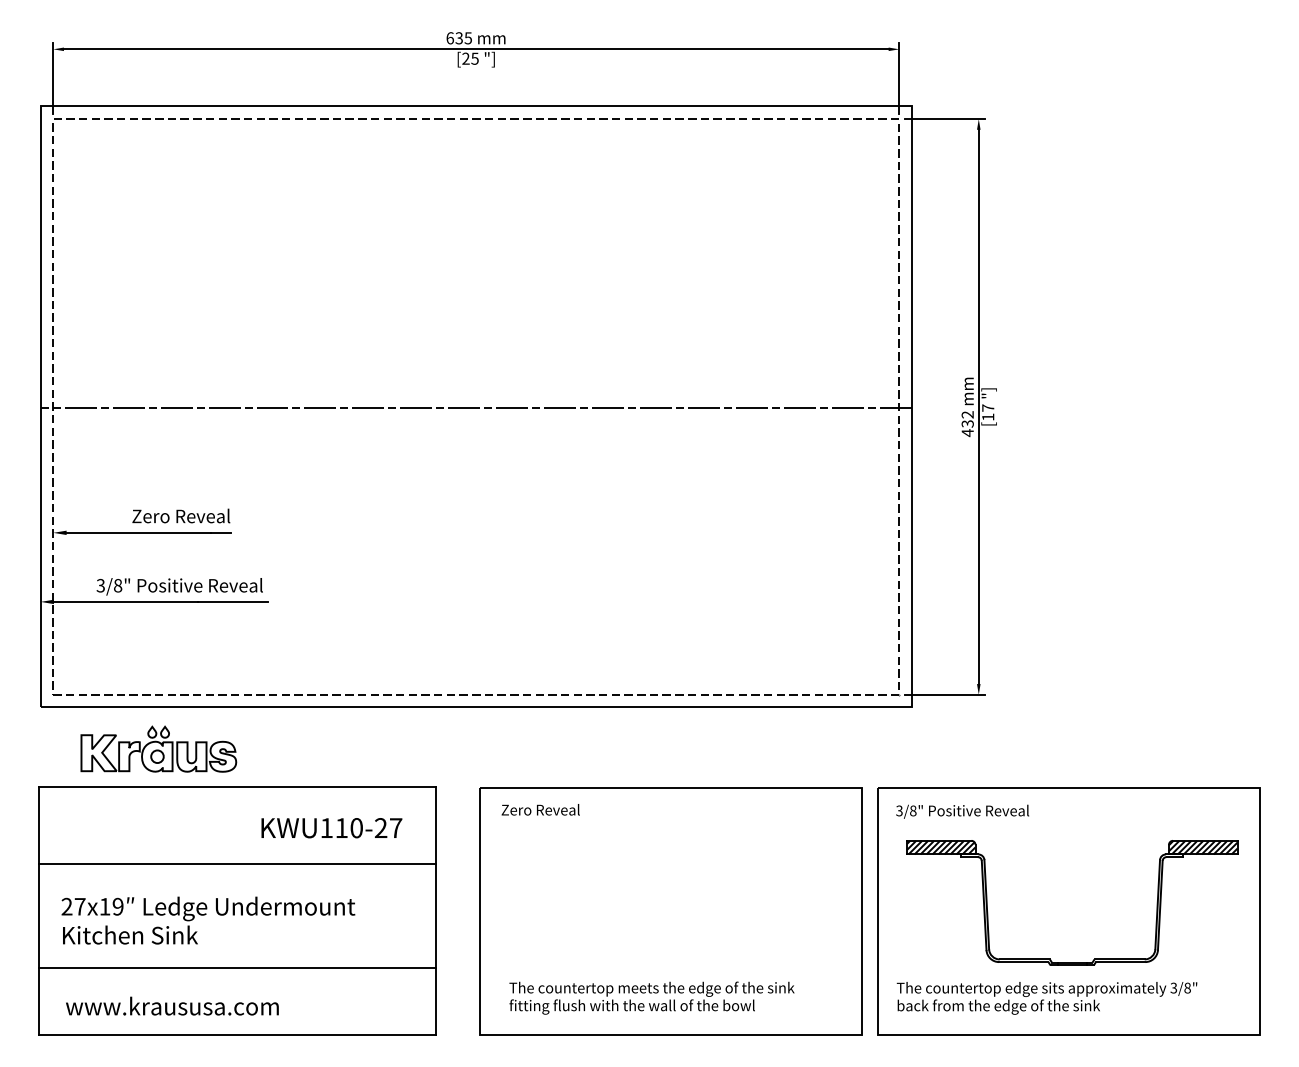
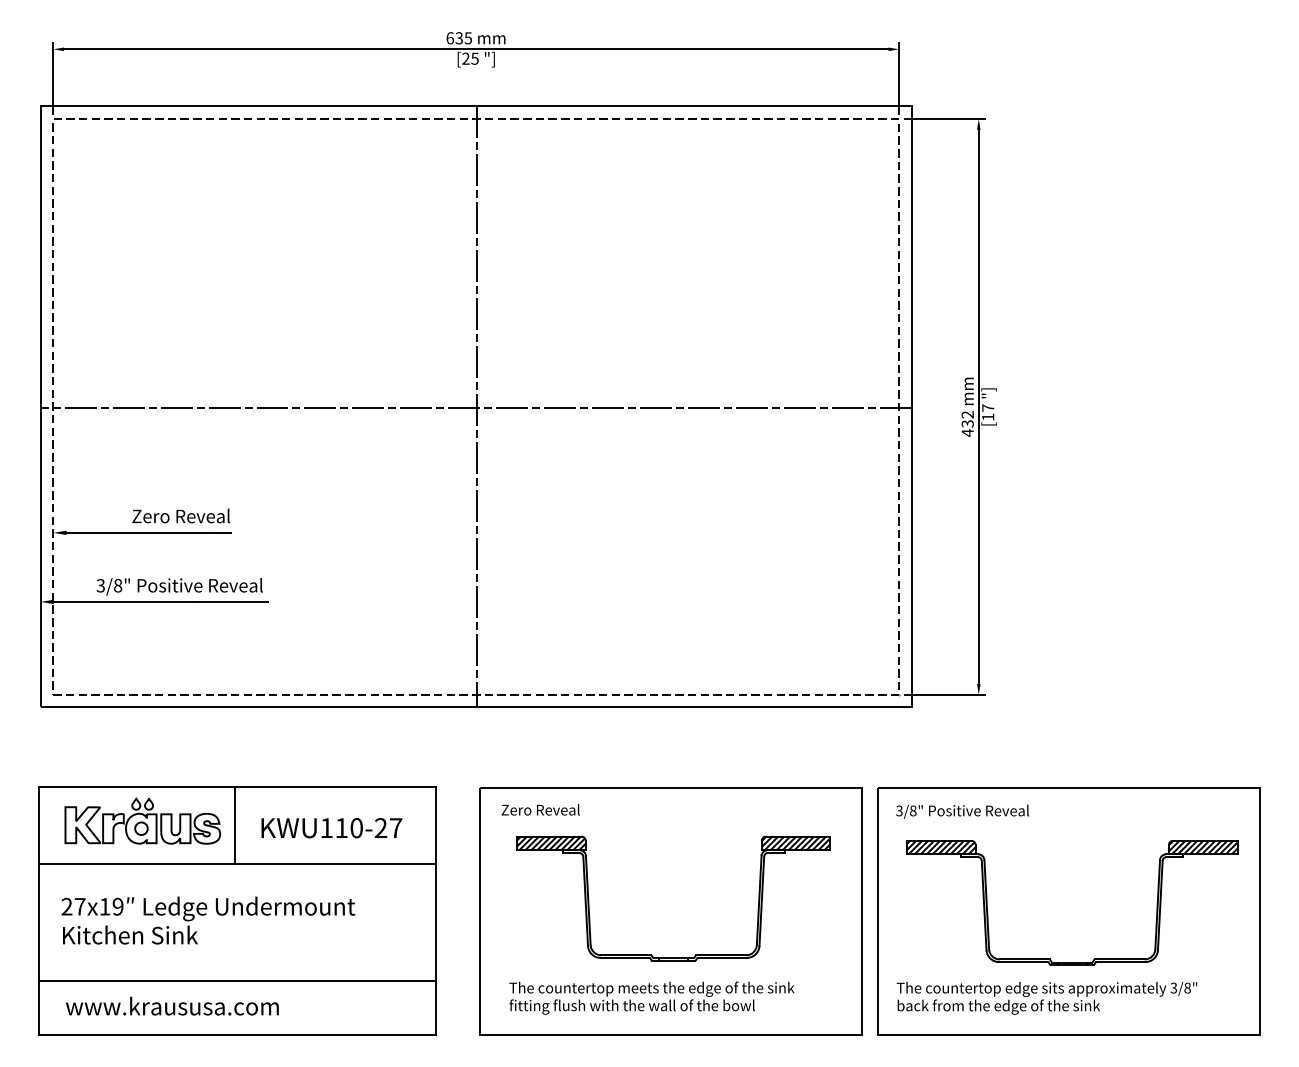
line: none -> present (476, 406)
part position: (158, 748) -> (142, 820) (142, 820)
line: none -> present (235, 825)
part: none -> present (673, 957)
line position: (237, 967) -> (237, 980) (237, 980)
